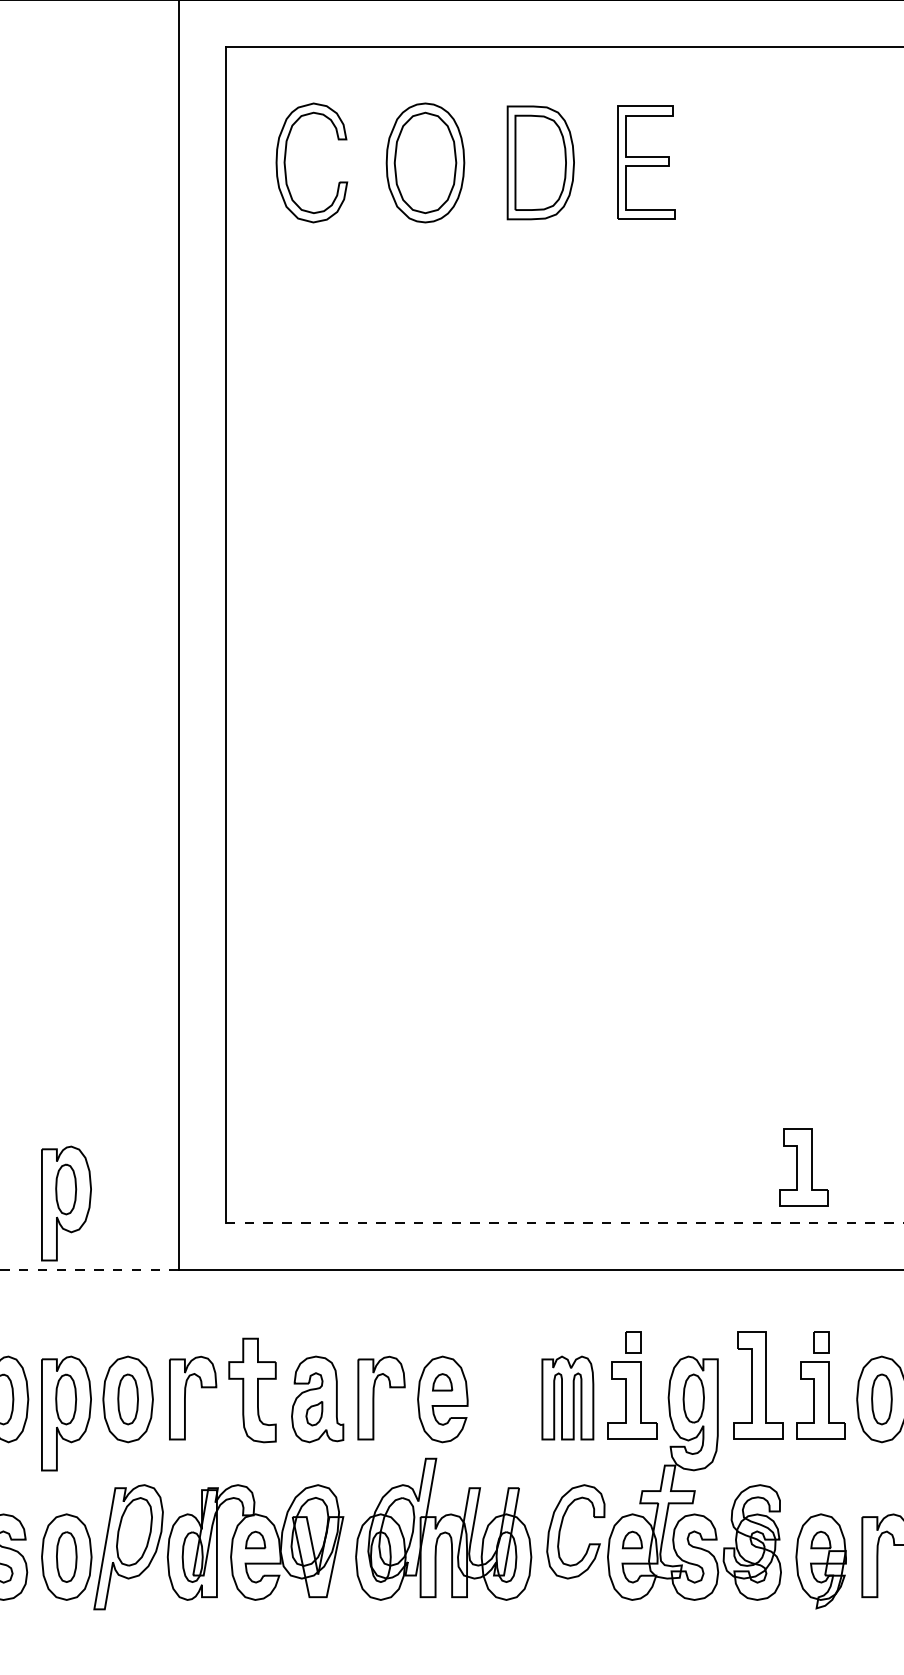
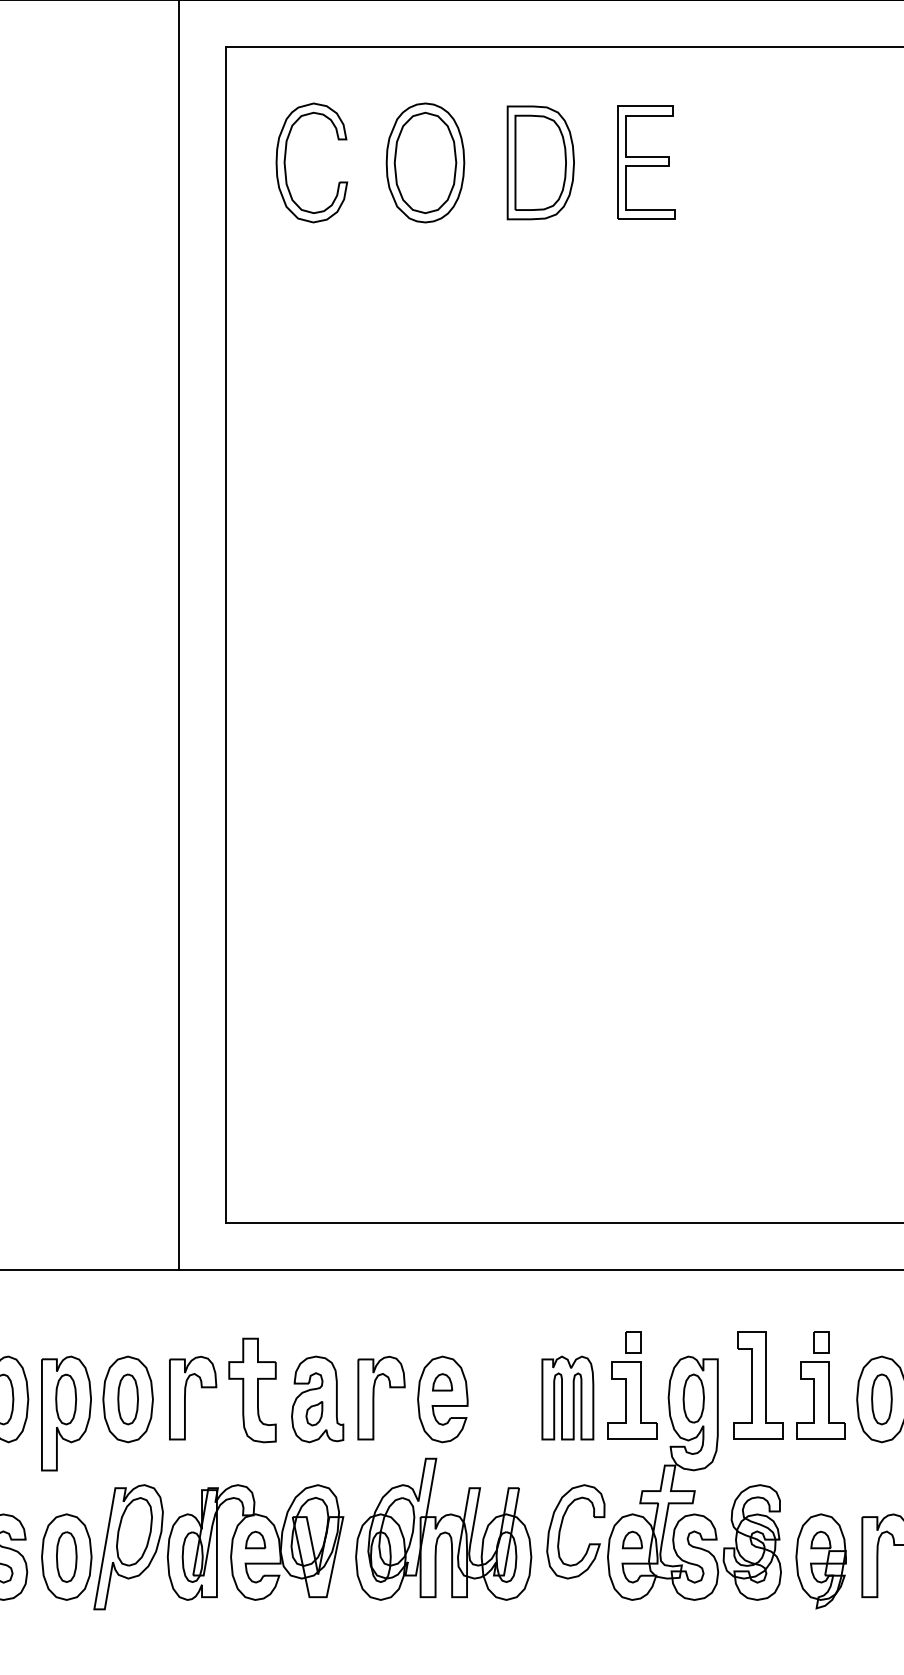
part: present -> none (803, 1167)
part: present -> none (66, 1203)
line: dashed -> solid (564, 1222)
line: dashed -> solid (89, 1269)
